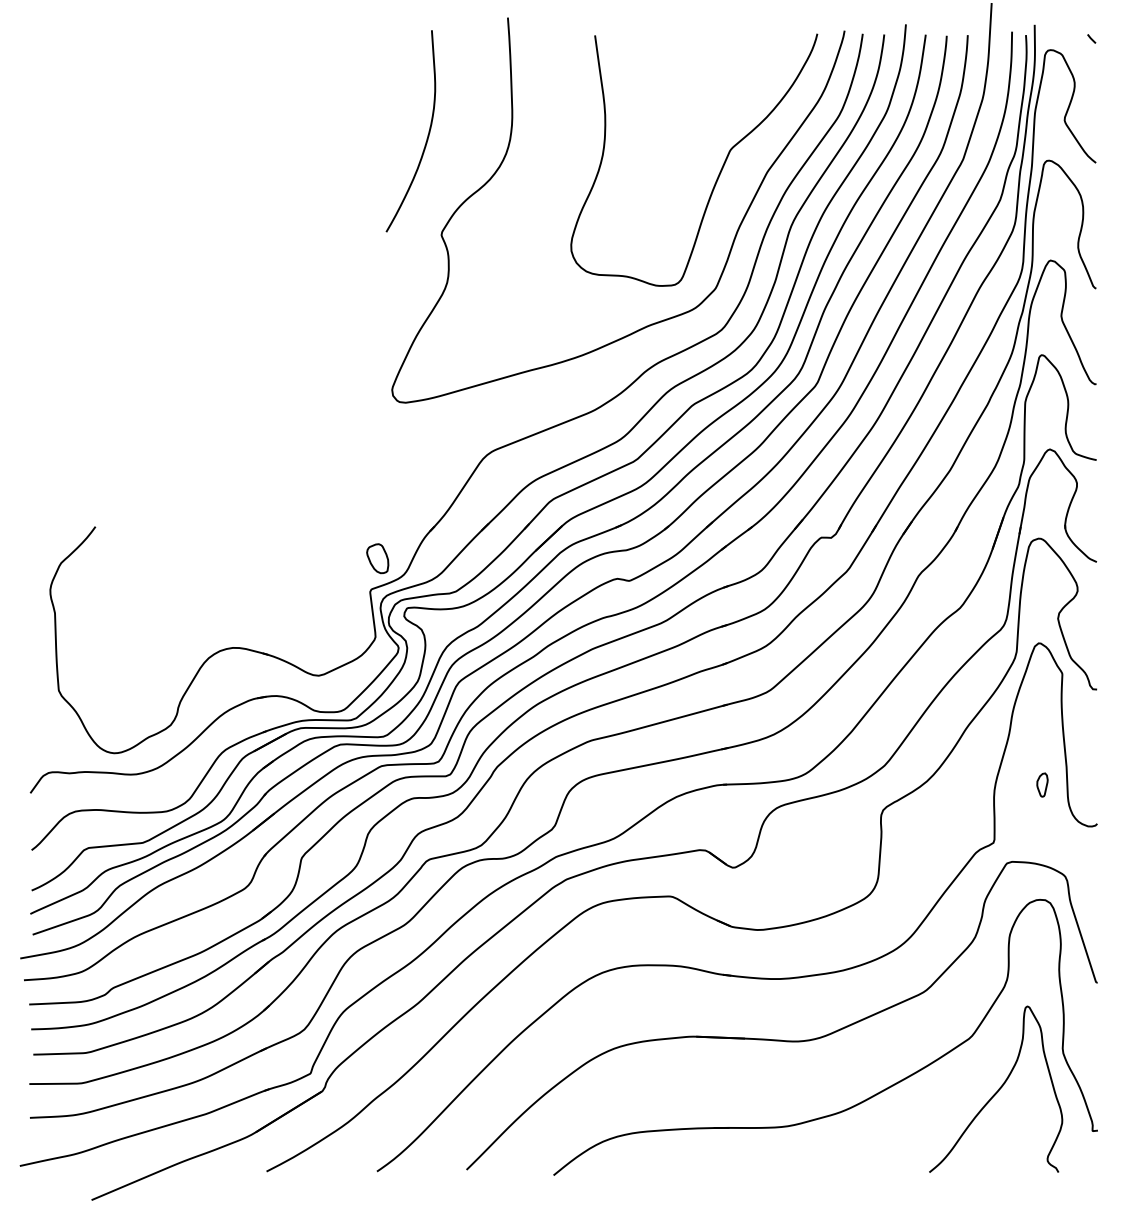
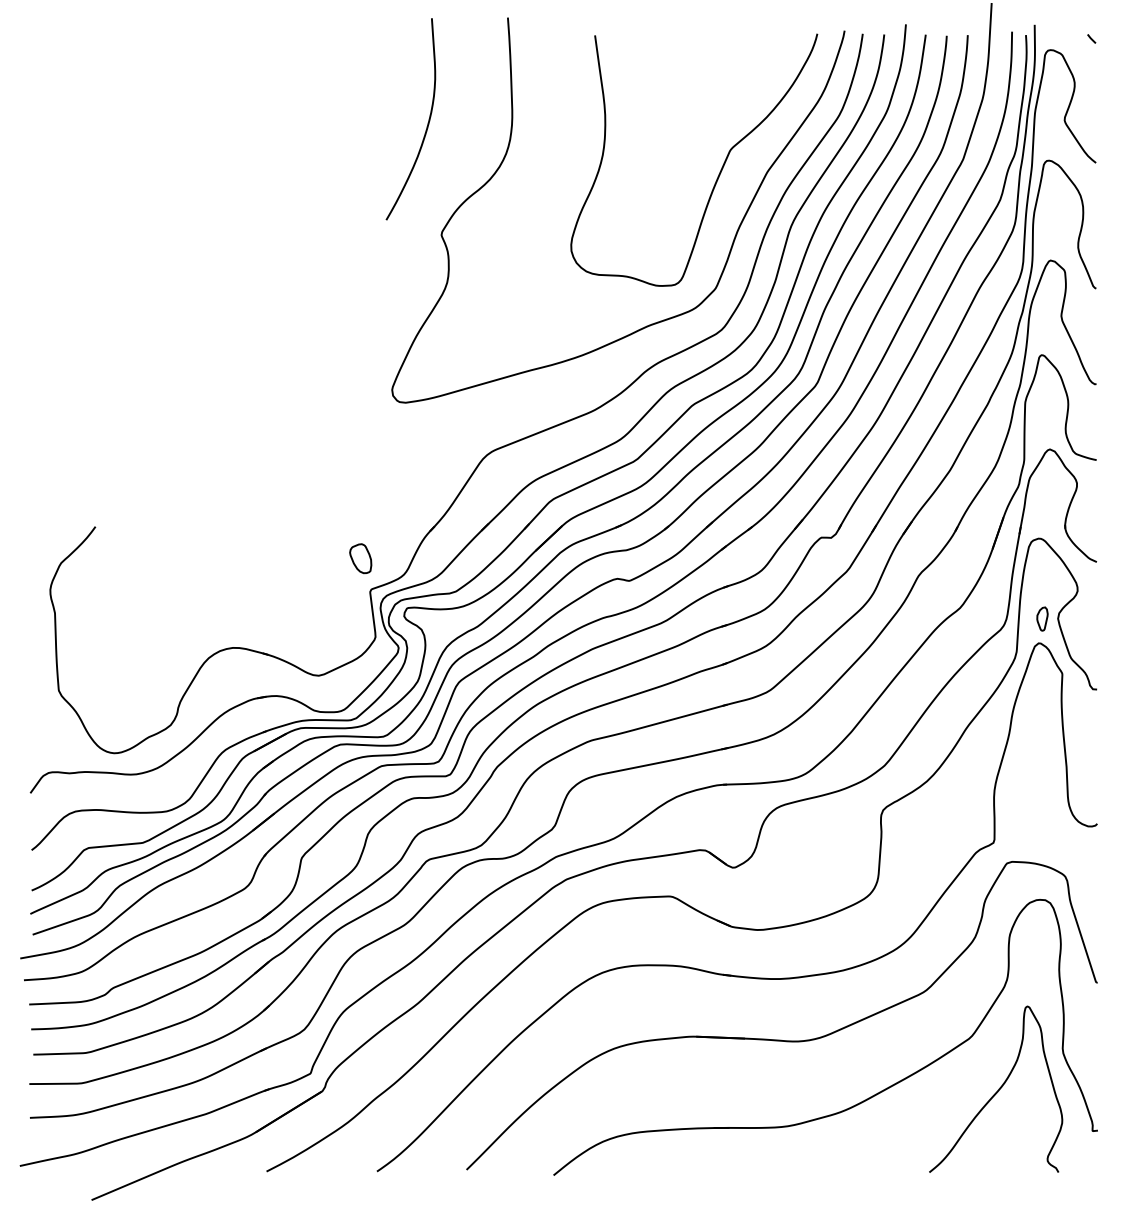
curve position: (427, 134) -> (427, 122) (427, 122)
part position: (377, 558) -> (360, 558) (360, 558)
part position: (1042, 784) -> (1042, 618) (1042, 618)
